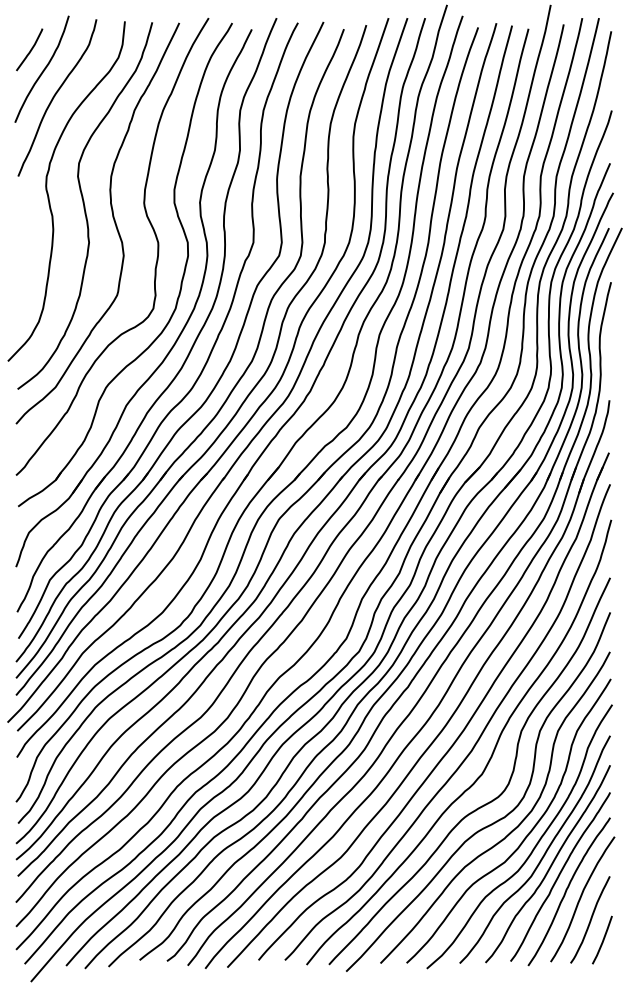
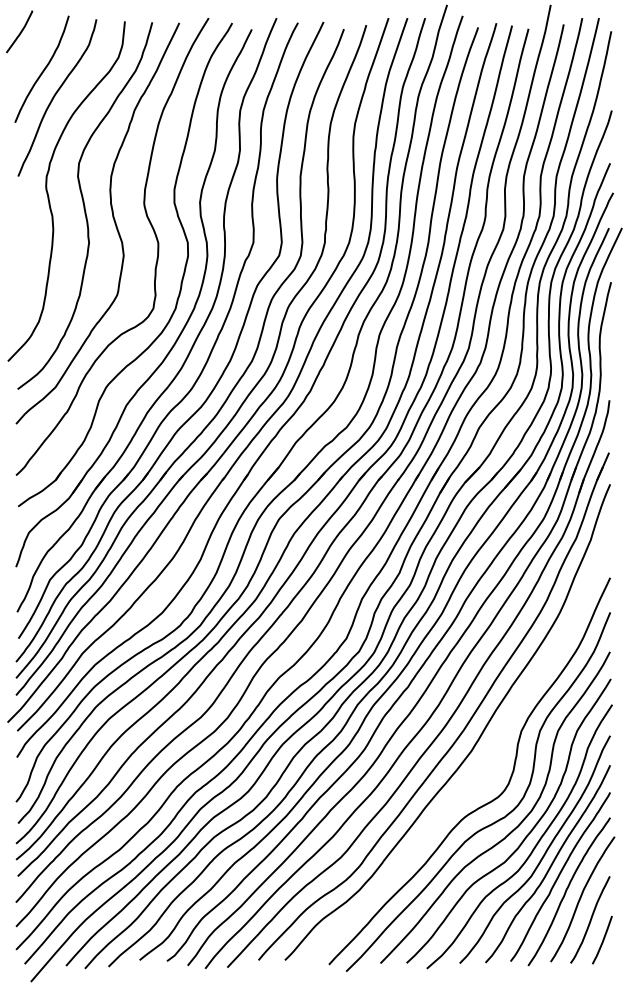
curve position: (30, 49) -> (20, 31) (20, 31)
curve: present -> none (491, 753)
